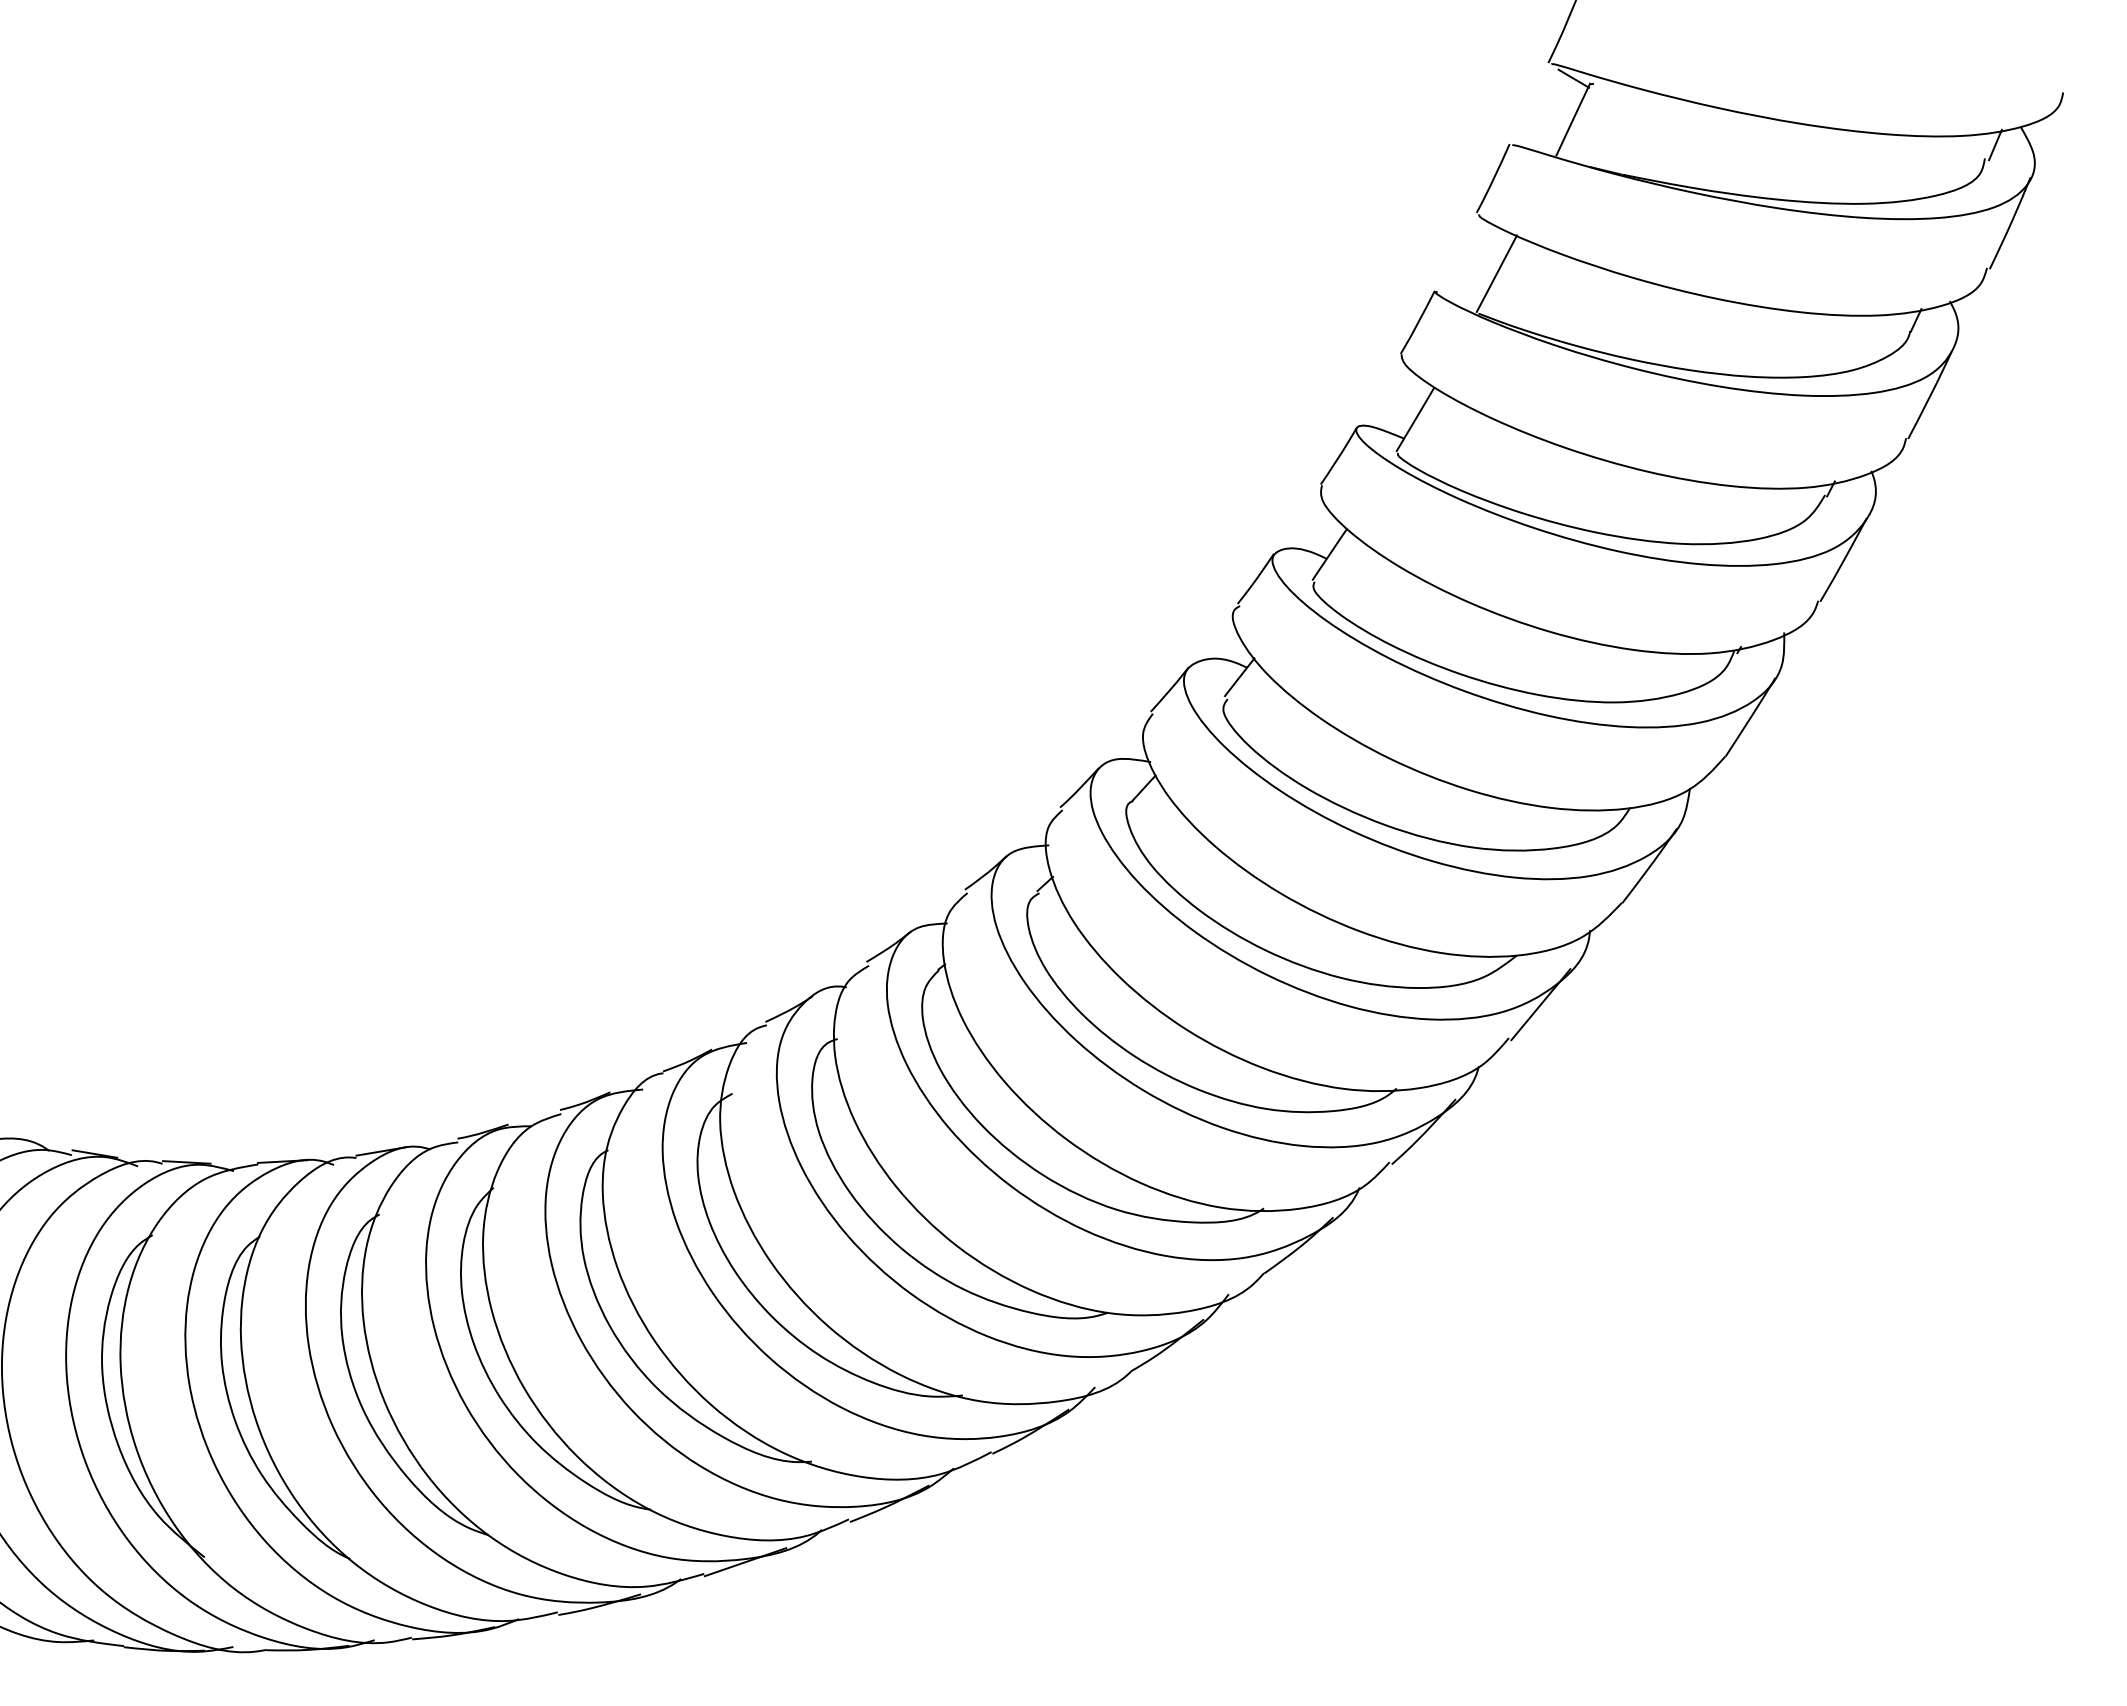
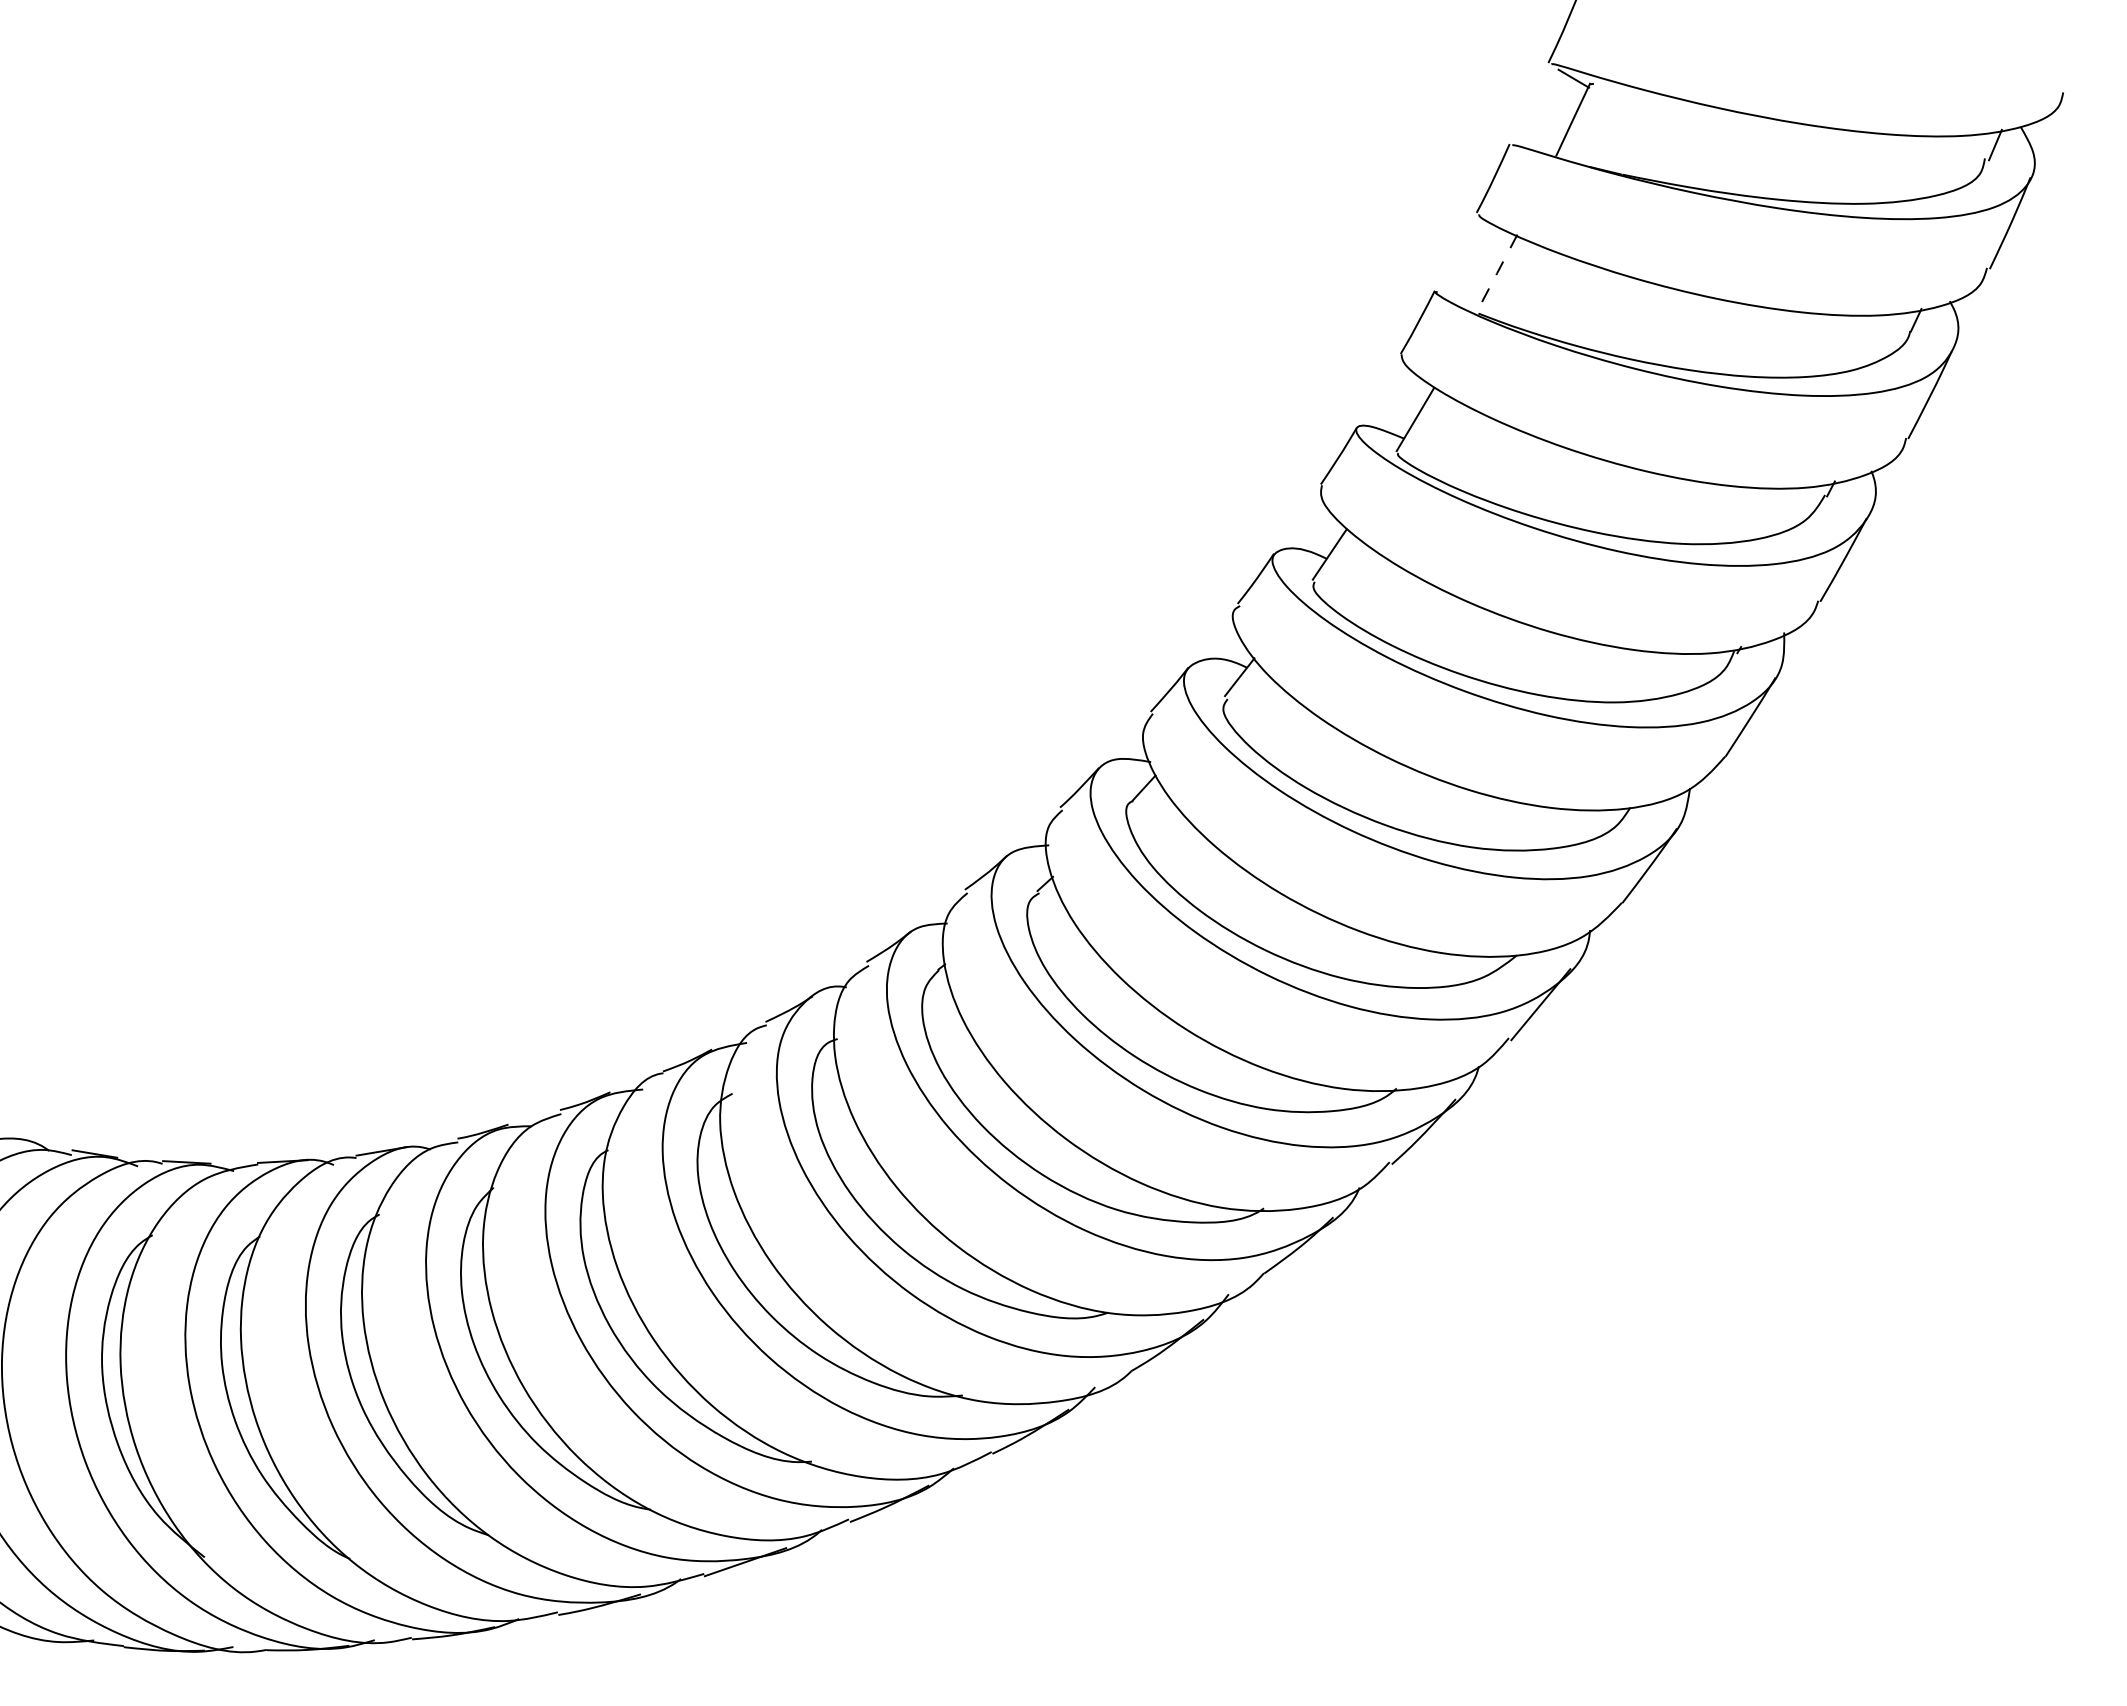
line: solid -> dashed (1496, 273)
